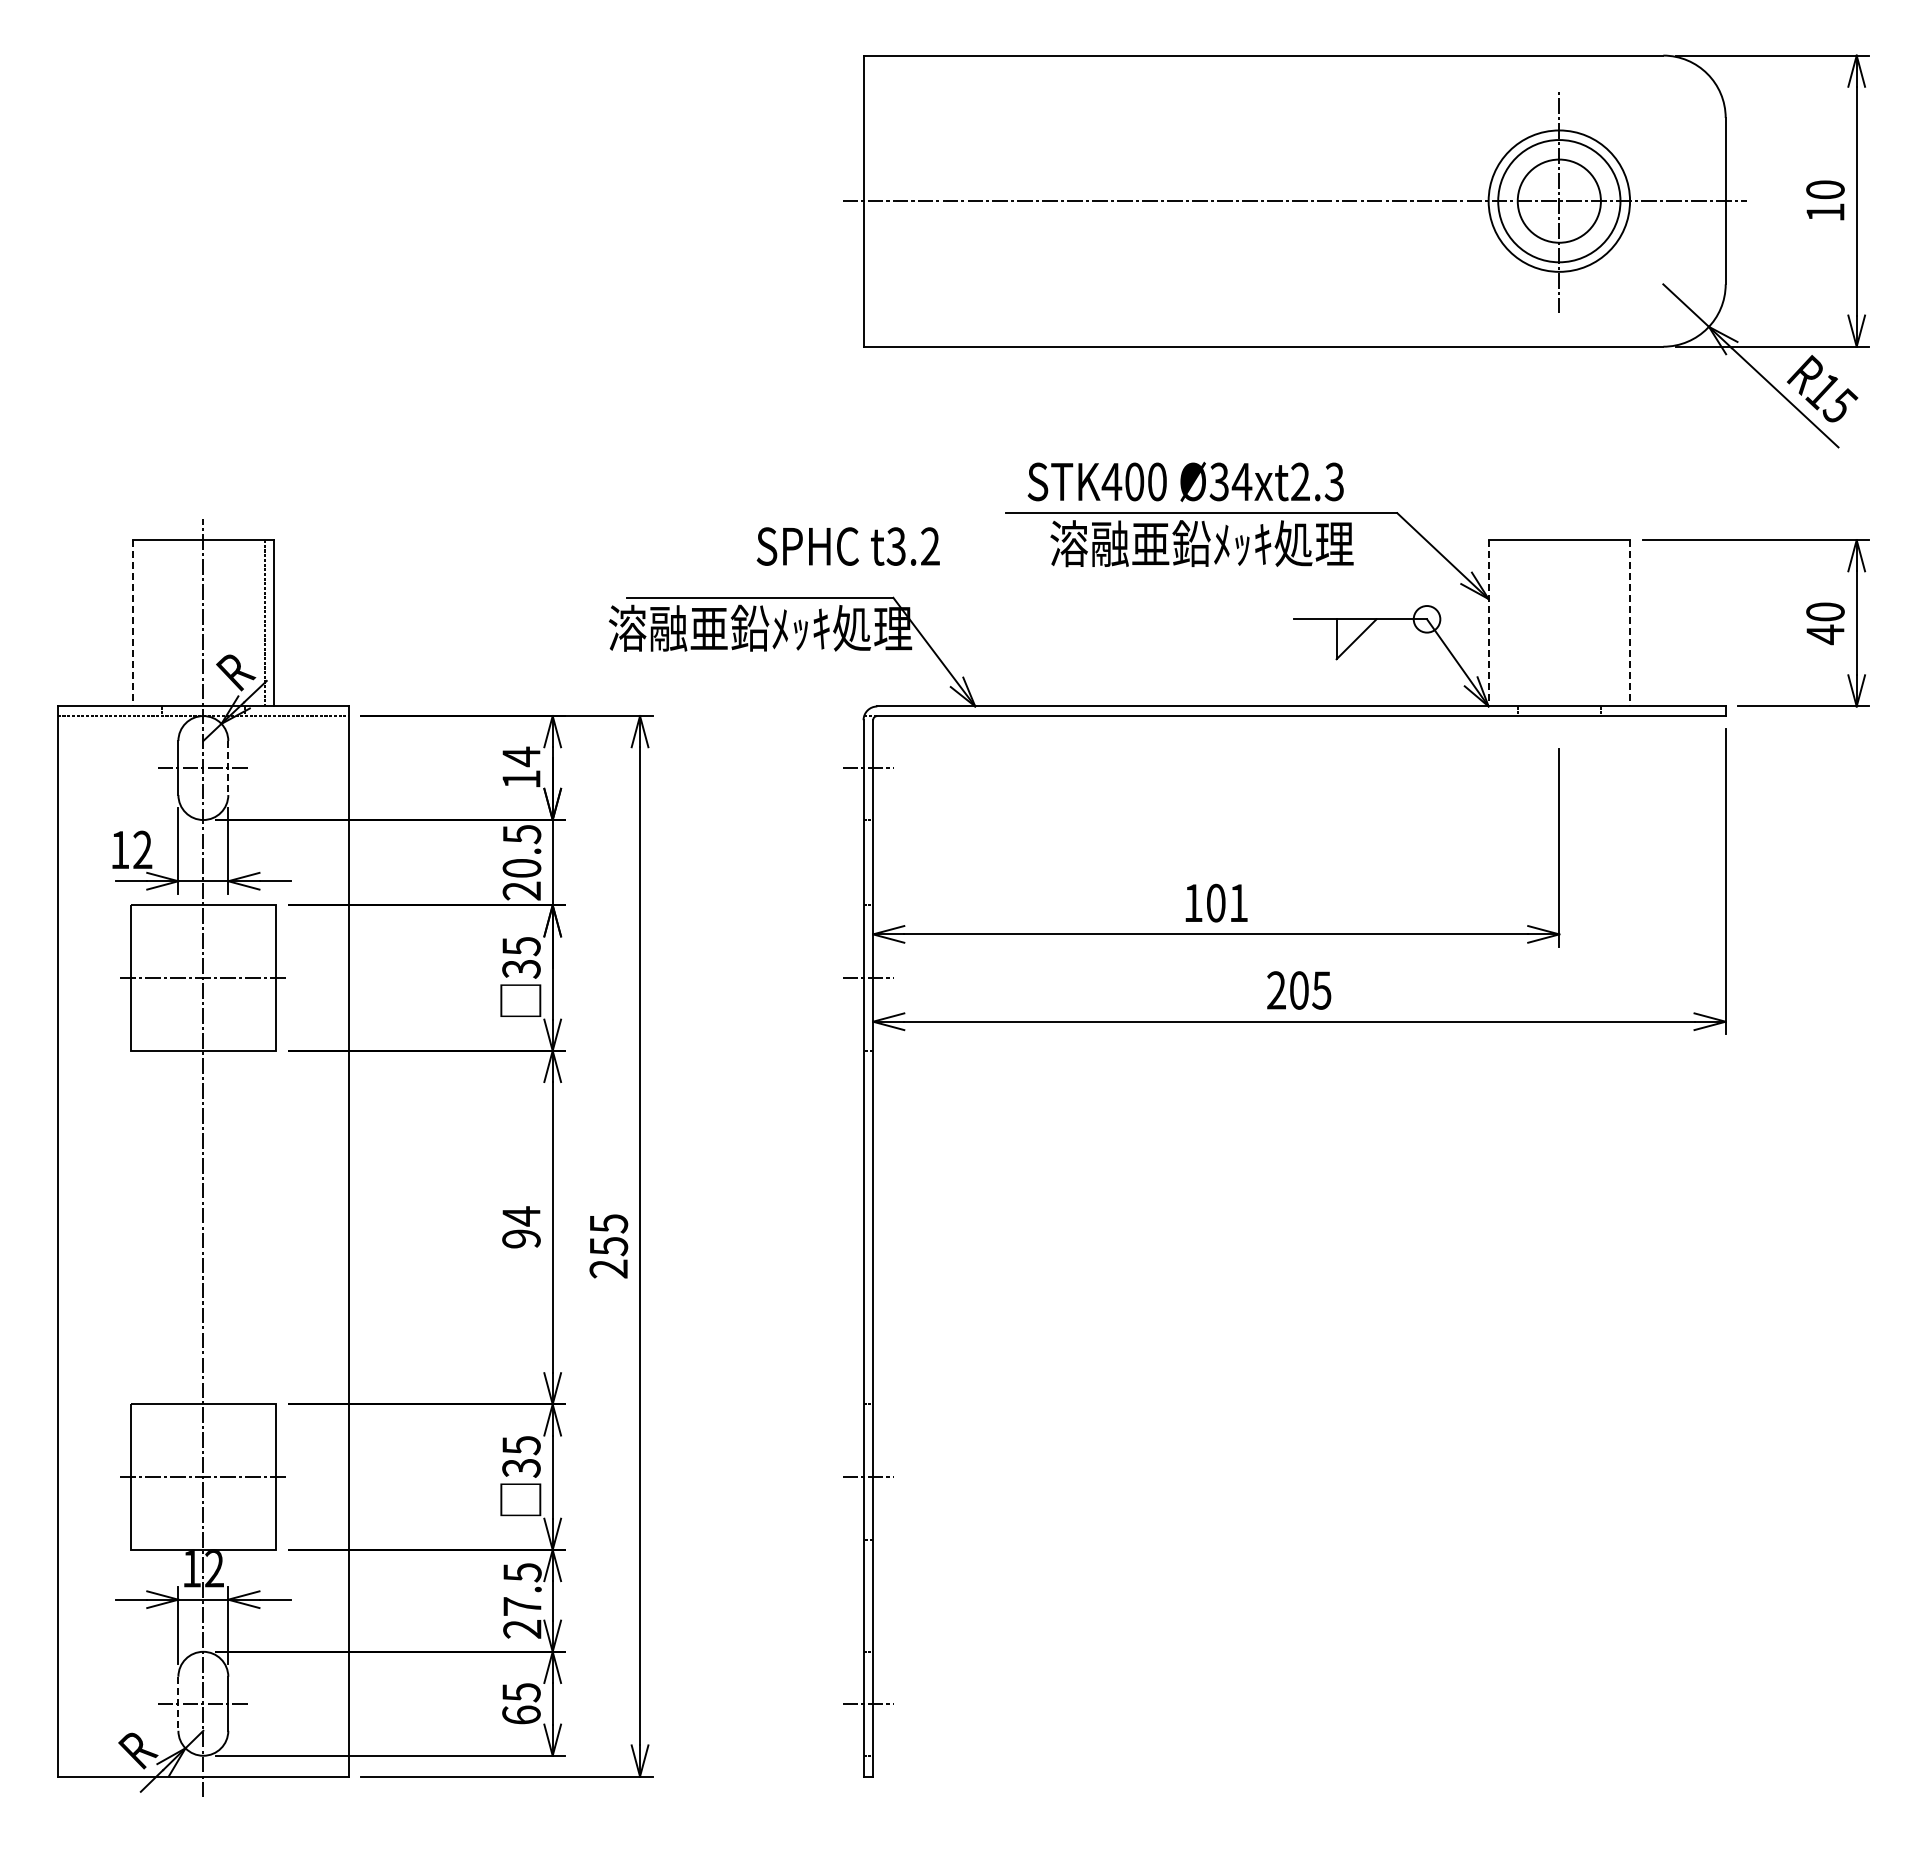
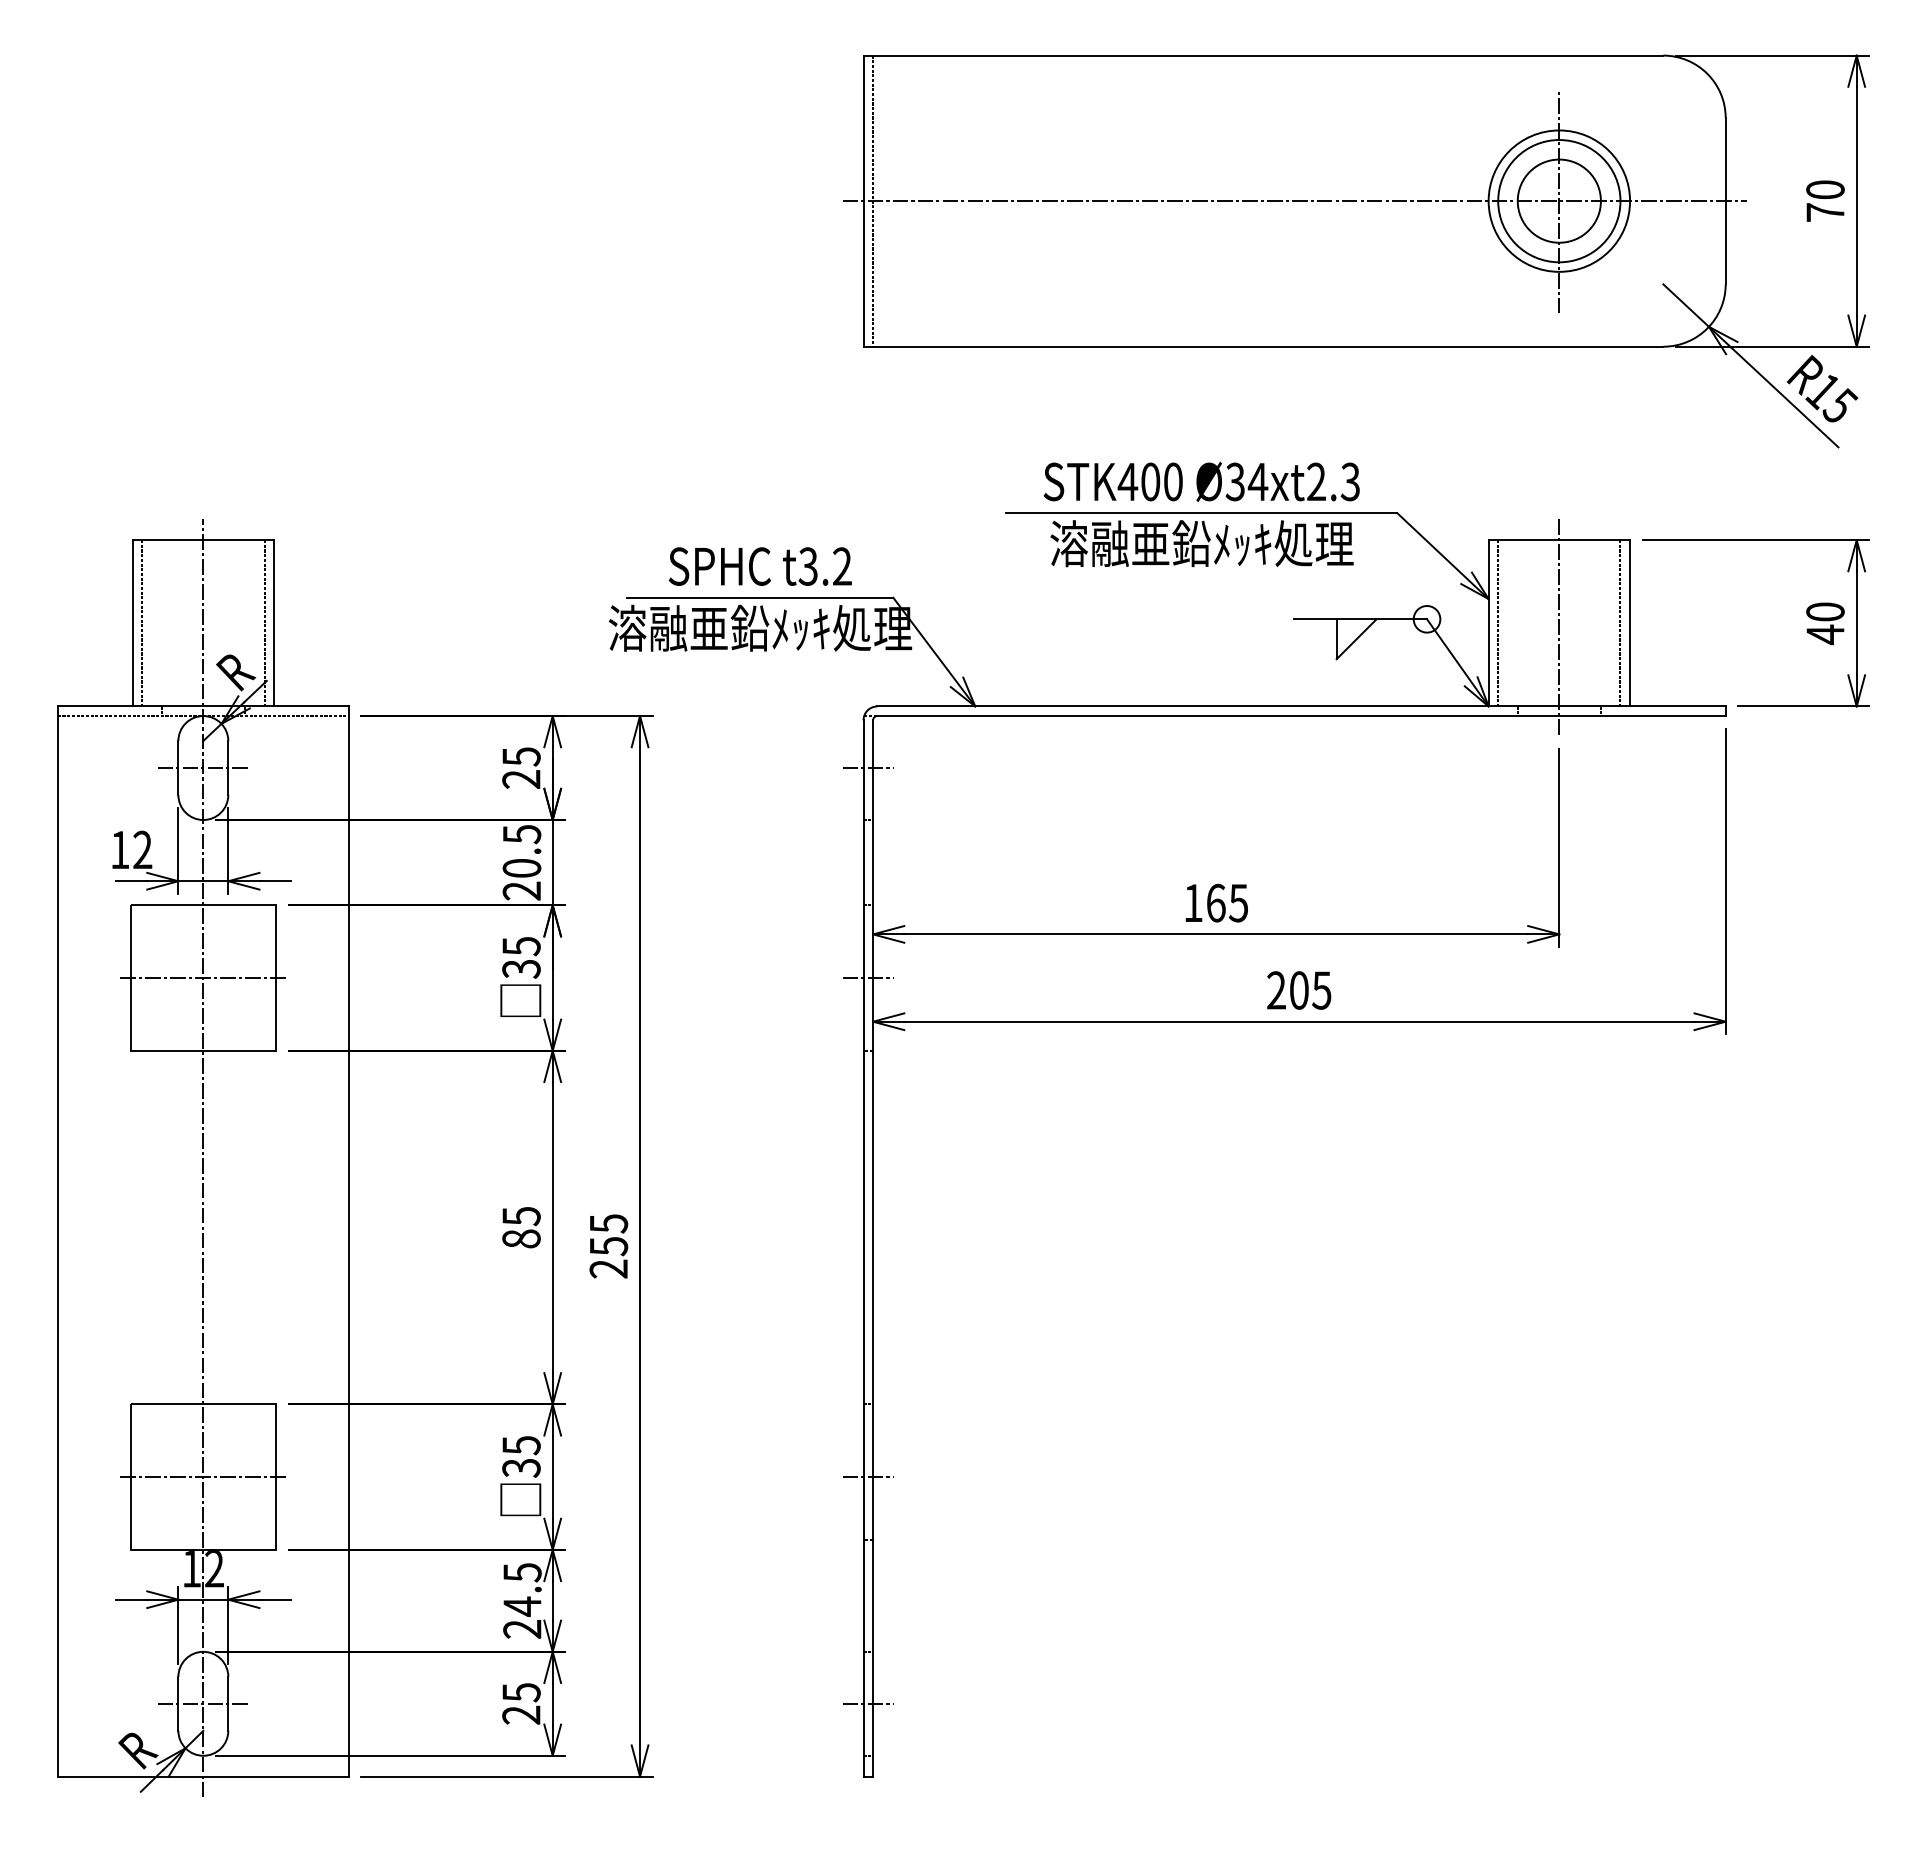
line: none -> present (873, 200)
text: 10 -> 70 (1825, 212)
text position: (1185, 481) -> (1201, 481) (1201, 481)
text position: (847, 546) -> (759, 566) (759, 566)
line: dashed -> solid (132, 623)
line: none -> present (142, 623)
line: dashed -> solid (1488, 623)
line: none -> present (1498, 623)
line: none -> present (1620, 623)
line: dashed -> solid (1630, 623)
line: none -> present (1559, 627)
text: 14 -> 25 (521, 767)
line: dashed -> solid (228, 768)
text: 101 -> 165 (1227, 902)
text: 94 -> 85 (521, 1227)
text: 27.5 -> 24.5 (522, 1606)
line: dashed -> solid (178, 1704)
text: 65 -> 25 (521, 1714)
